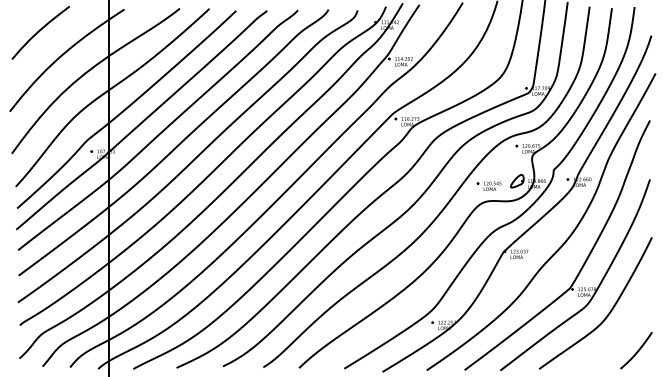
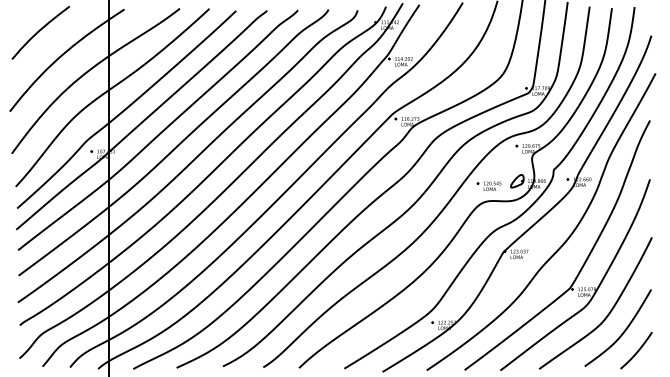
curve: none -> present (622, 332)
